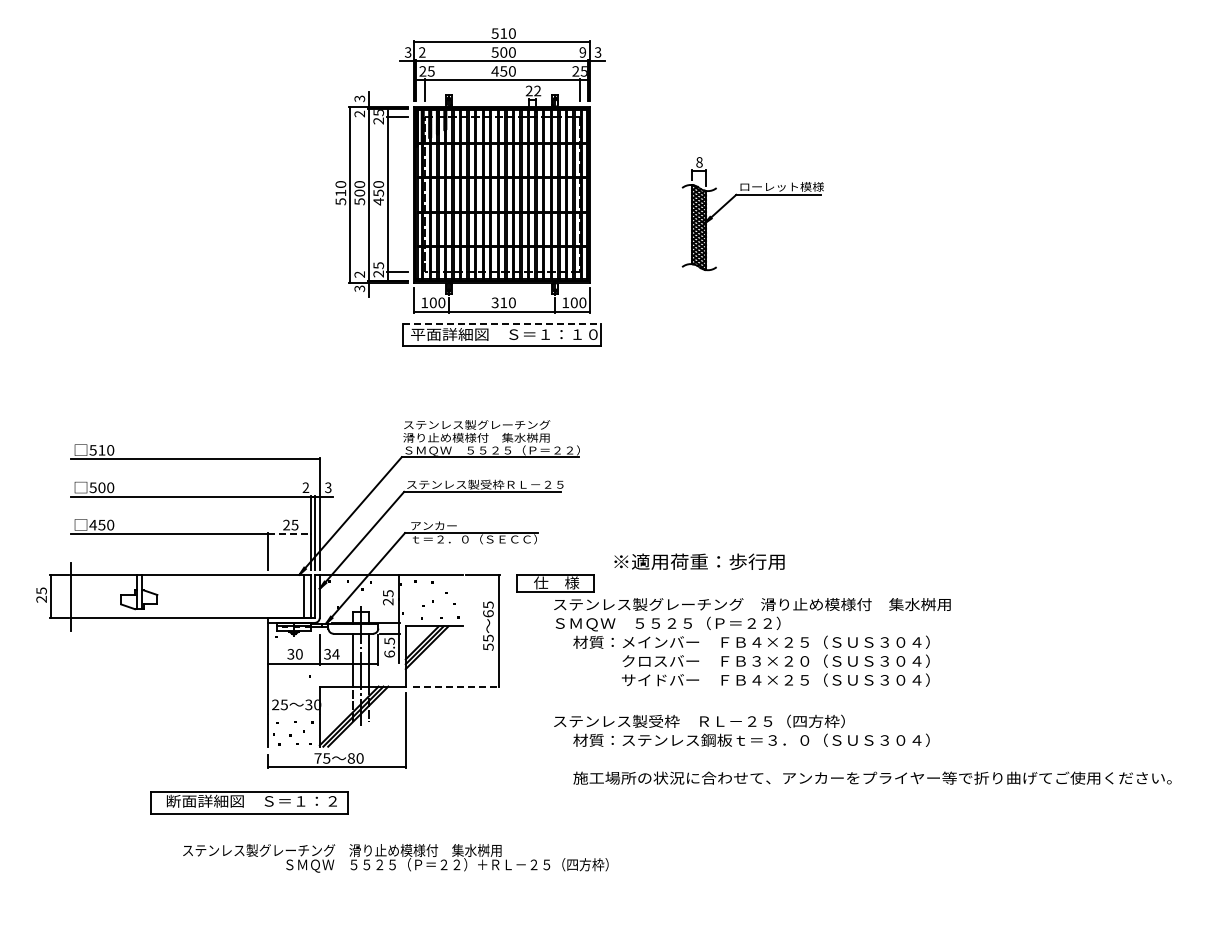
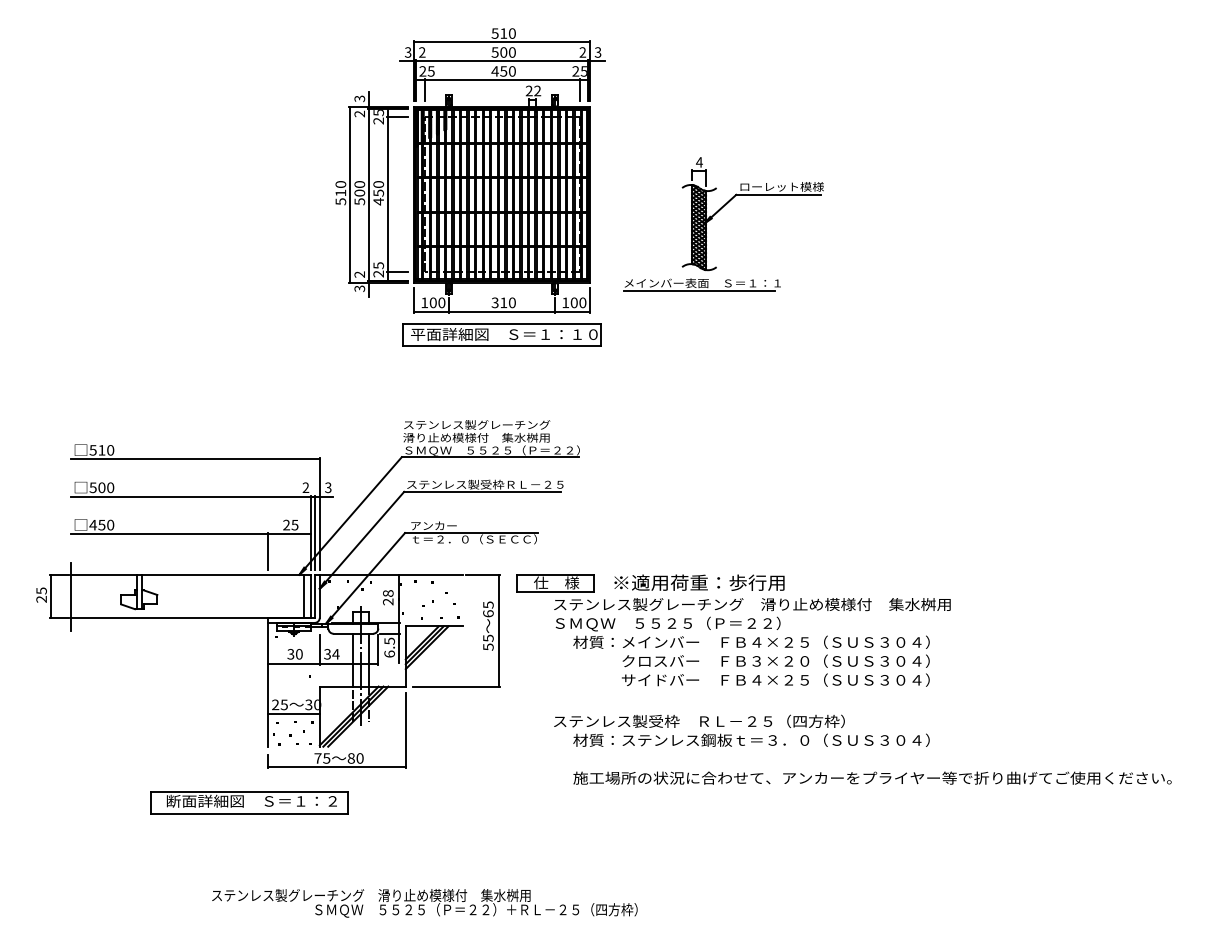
text: 9 -> 2 (582, 52)
text: 8 -> 4 (699, 162)
part: none -> present (701, 284)
line: dashed -> solid (502, 323)
line: dashed -> solid (289, 534)
text position: (699, 561) -> (699, 582) (699, 582)
text: 25 -> 28 (388, 593)
line: dashed -> solid (457, 686)
line: none -> present (293, 714)
text position: (395, 858) -> (424, 903) (424, 903)
